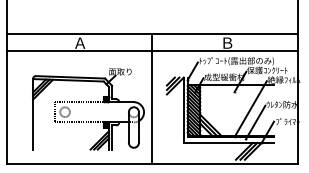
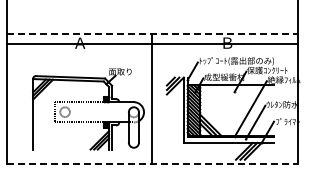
line: solid -> dashed (152, 34)
line position: (151, 51) -> (151, 44) (151, 44)
line: solid -> dashed (152, 163)
